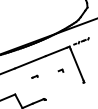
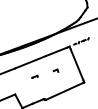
part position: (60, 70) -> (55, 70) (55, 70)
line: none -> present (64, 90)
